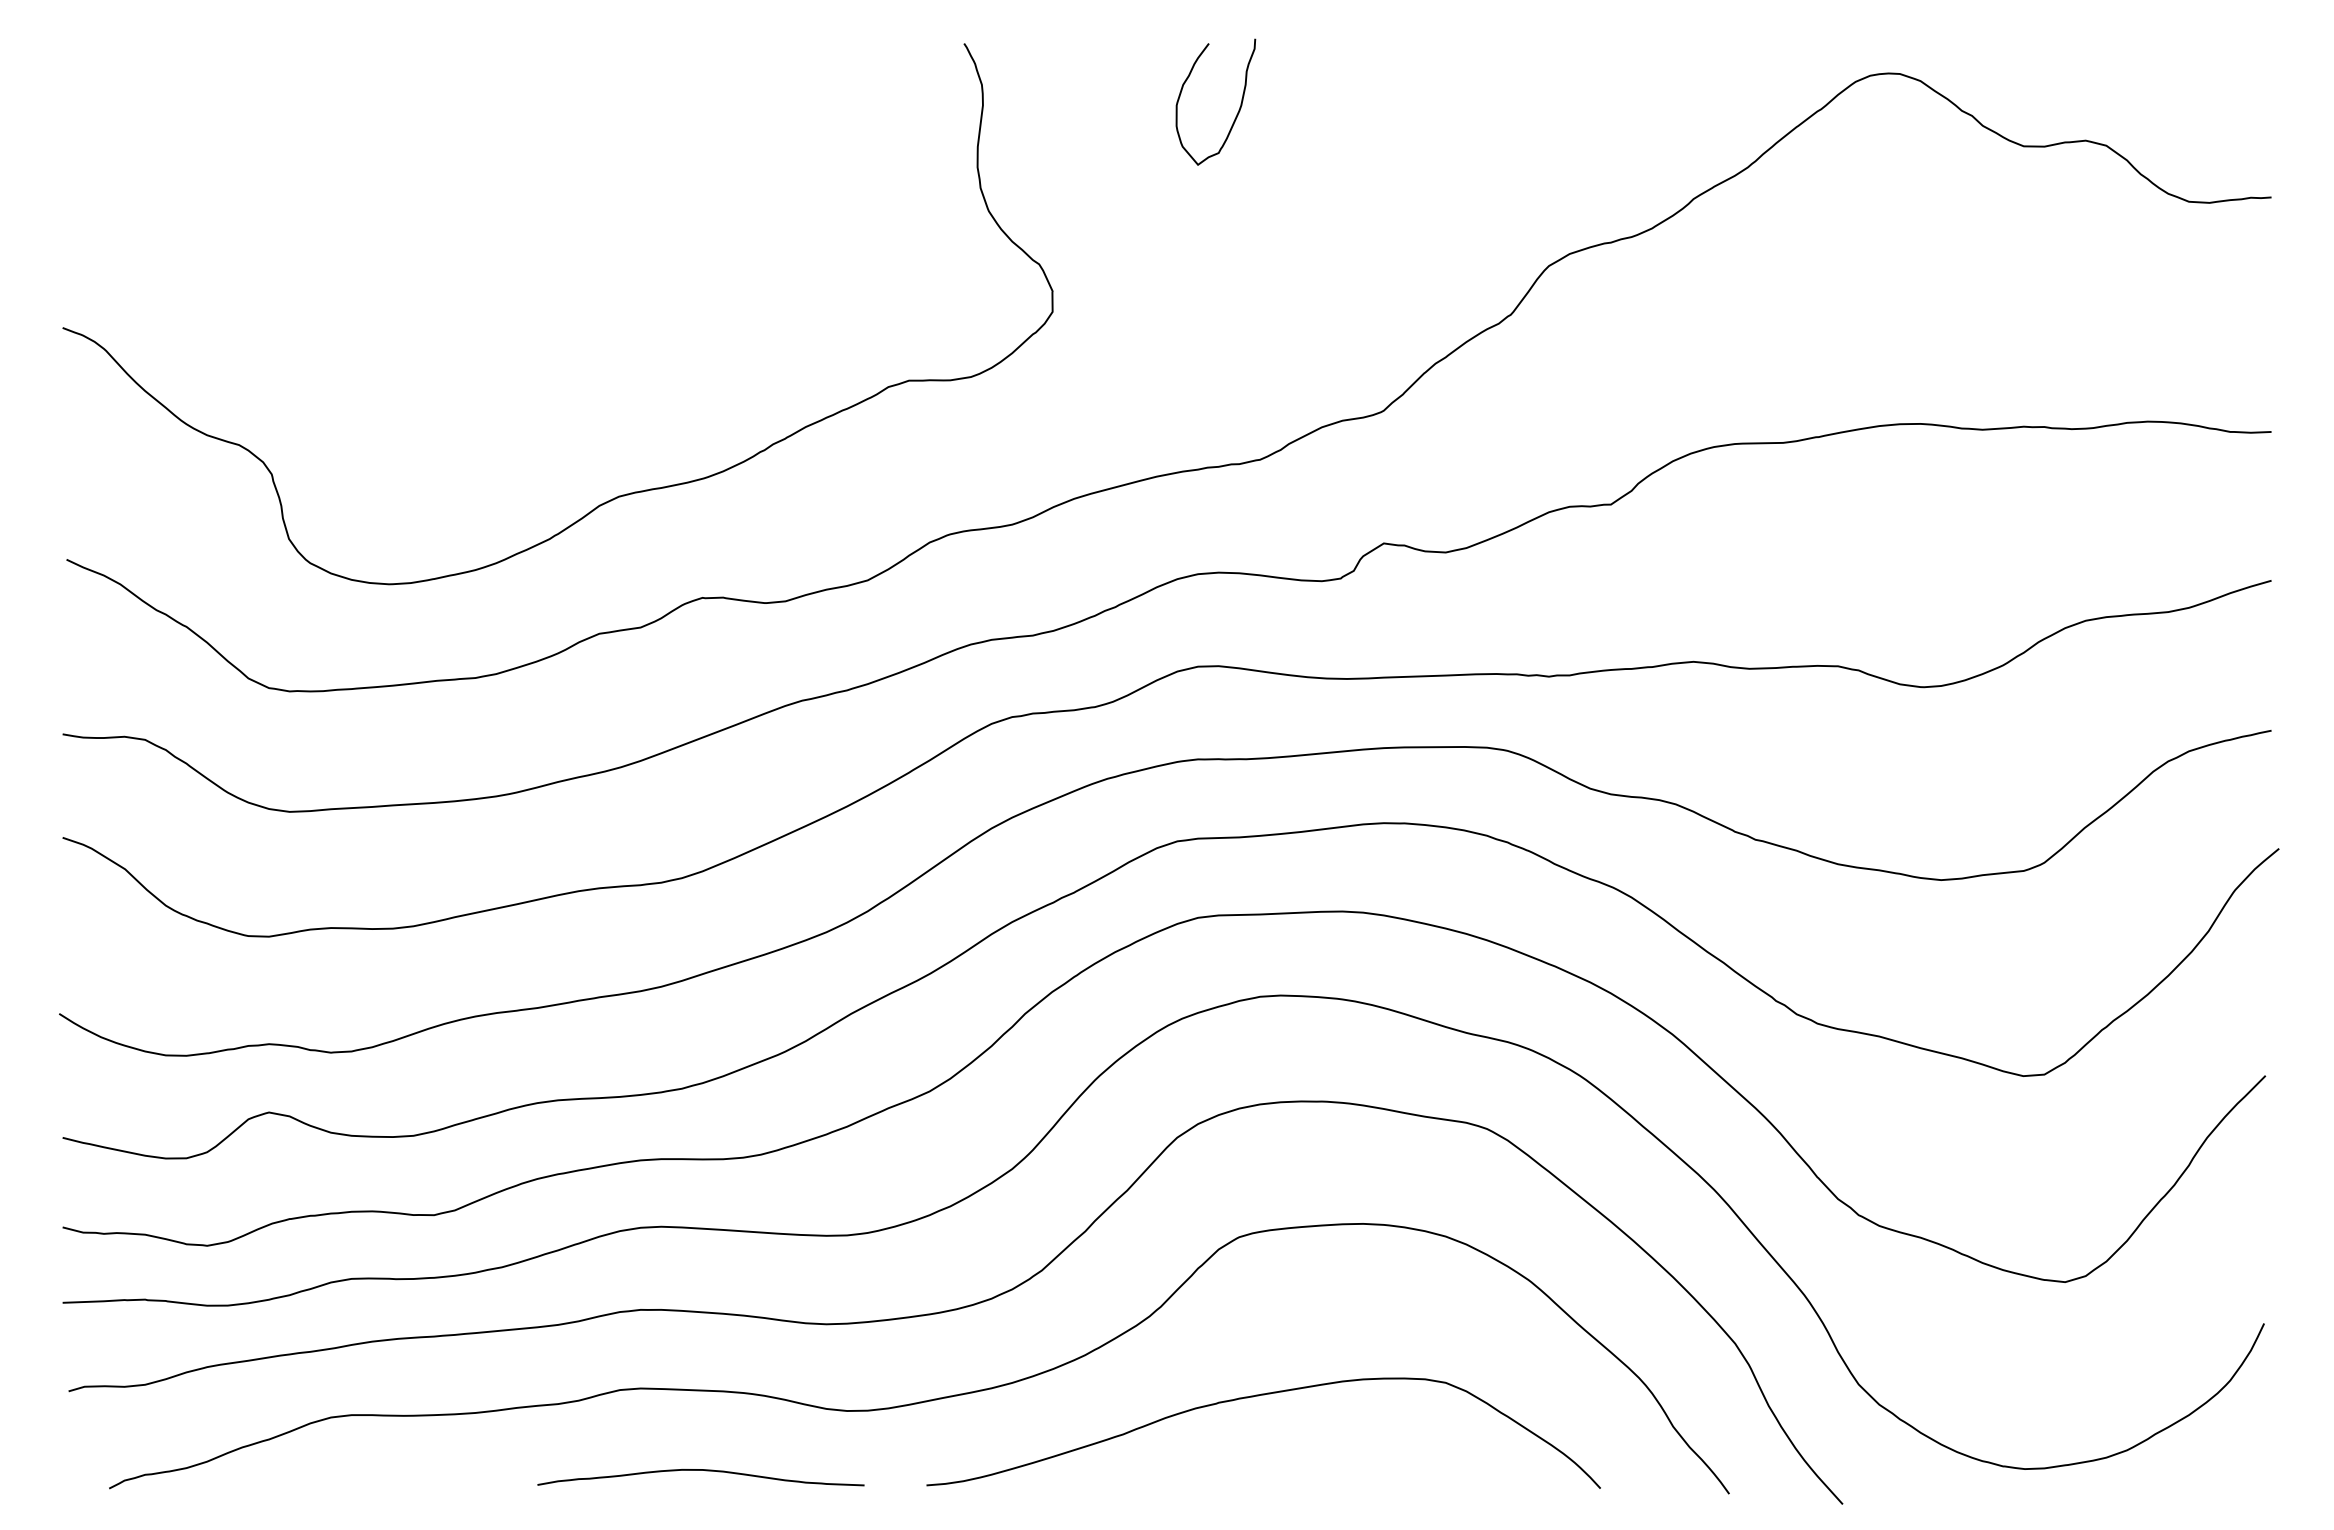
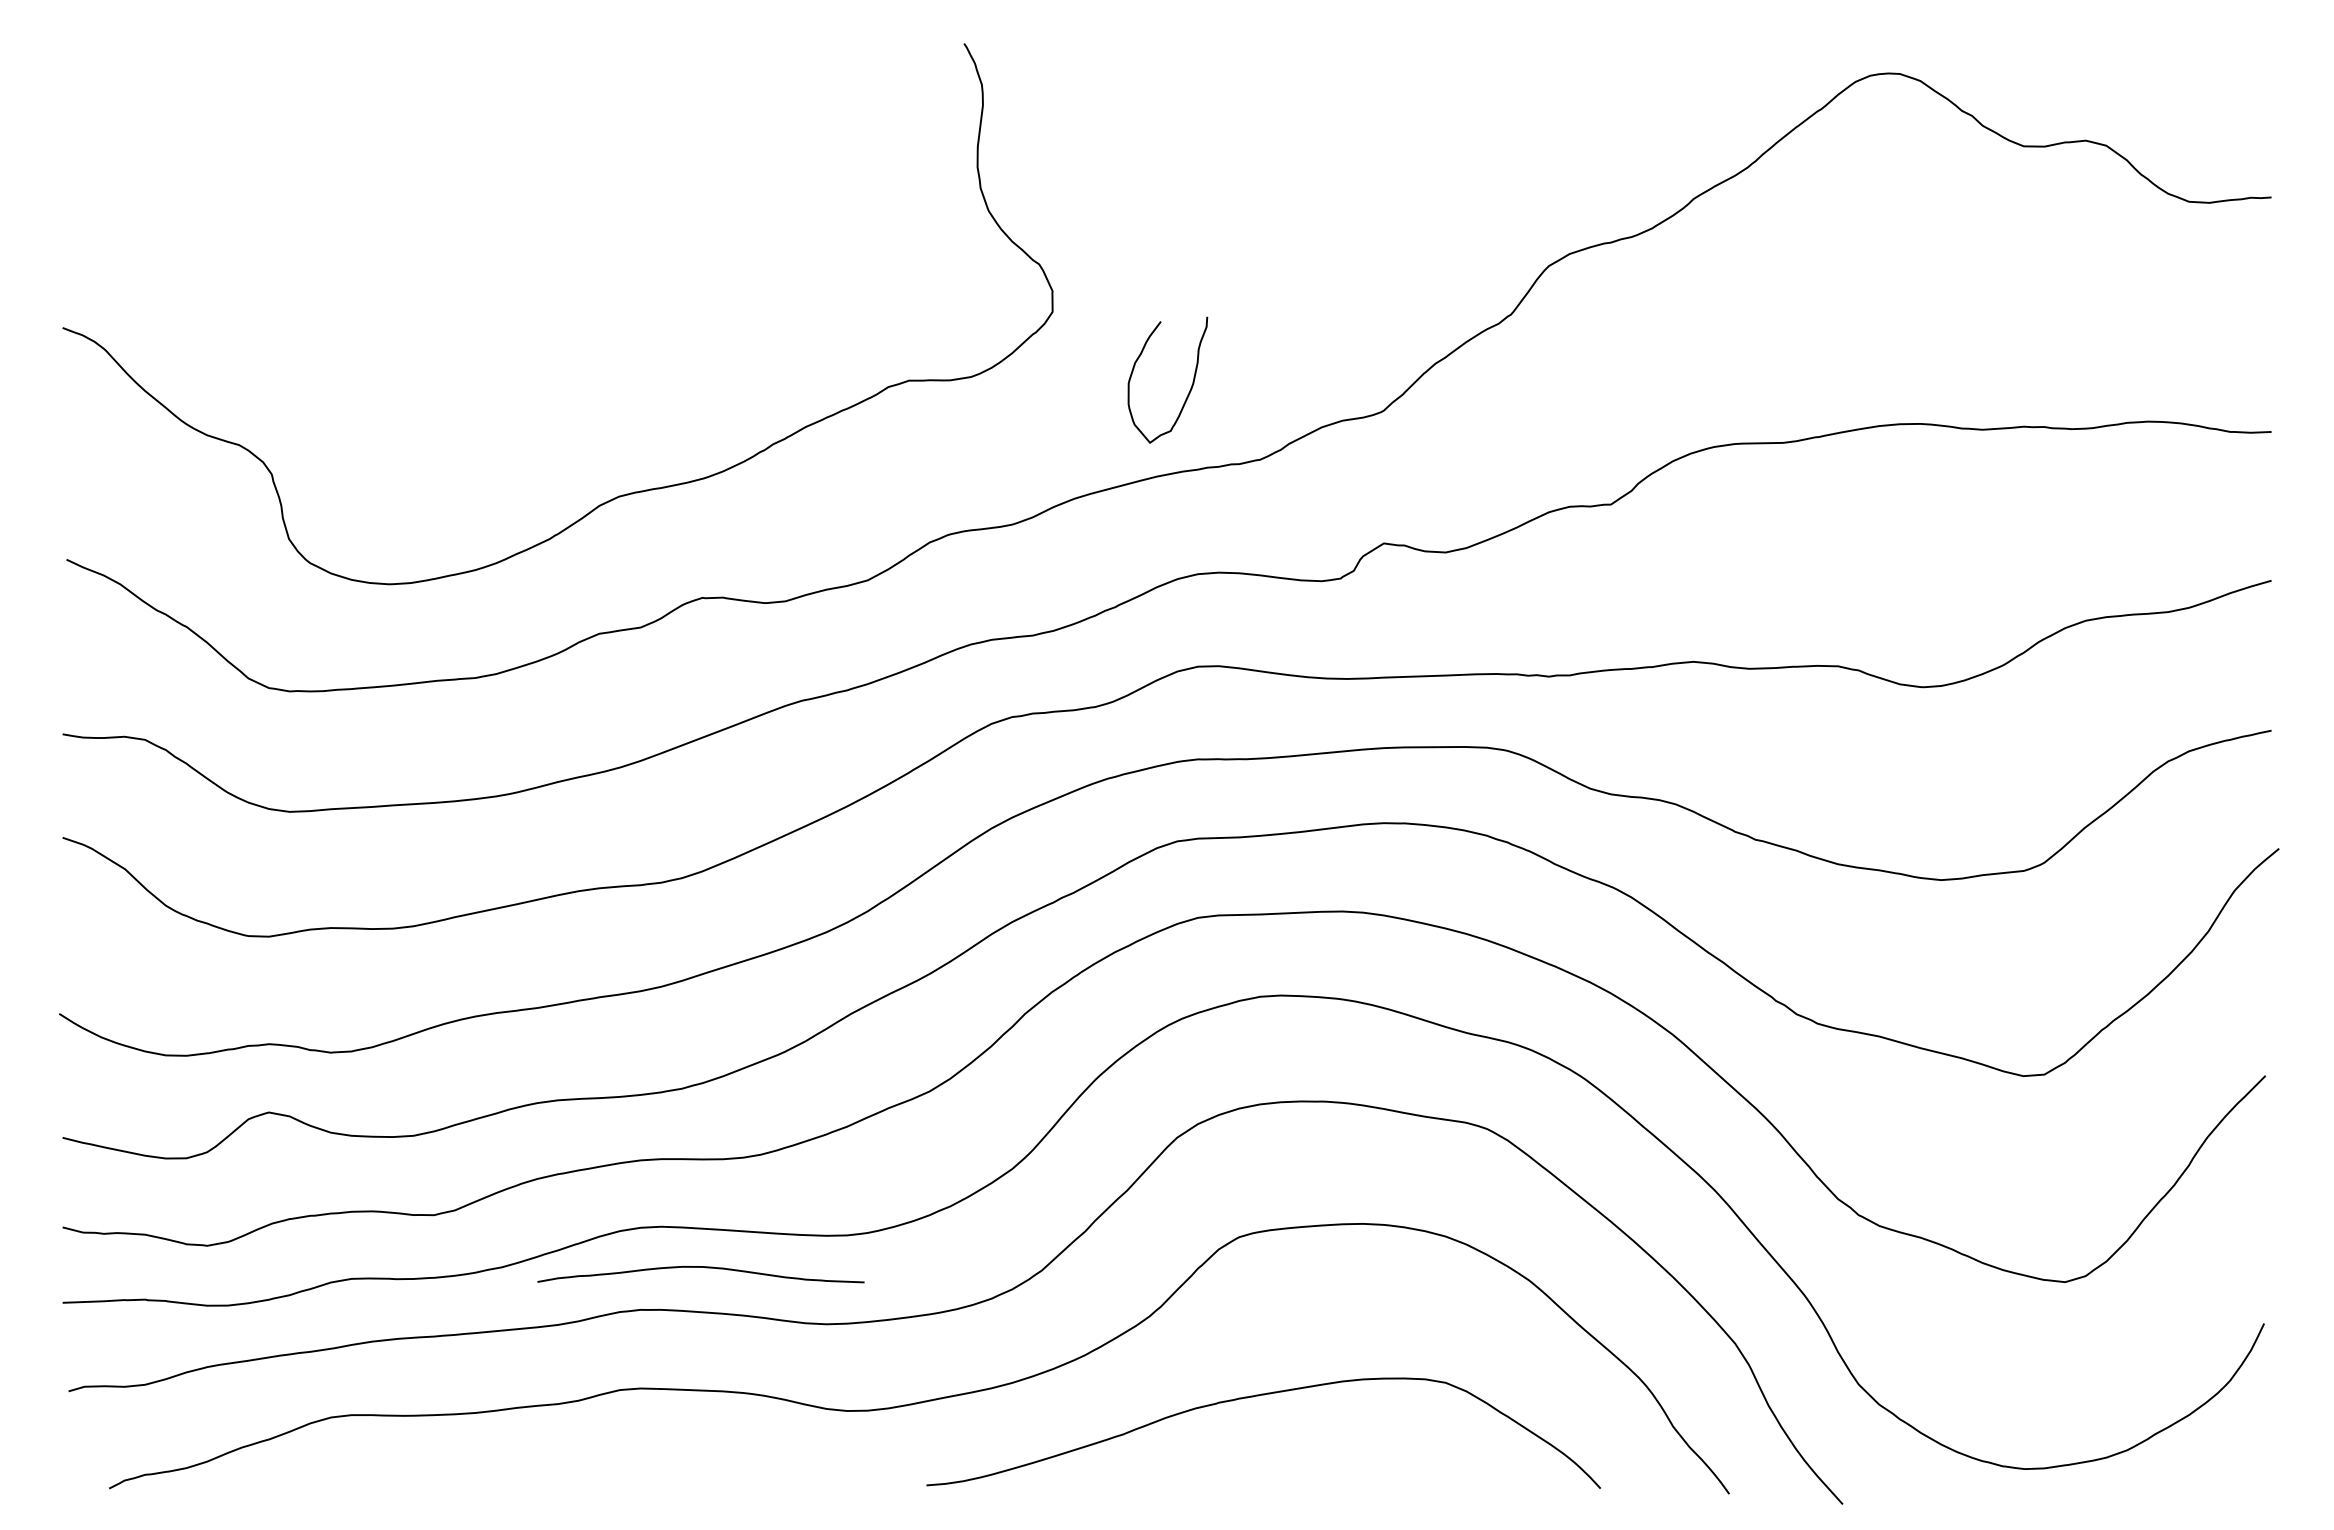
curve position: (1238, 109) -> (1190, 387) (1190, 387)
curve position: (700, 1470) -> (700, 1267) (700, 1267)
